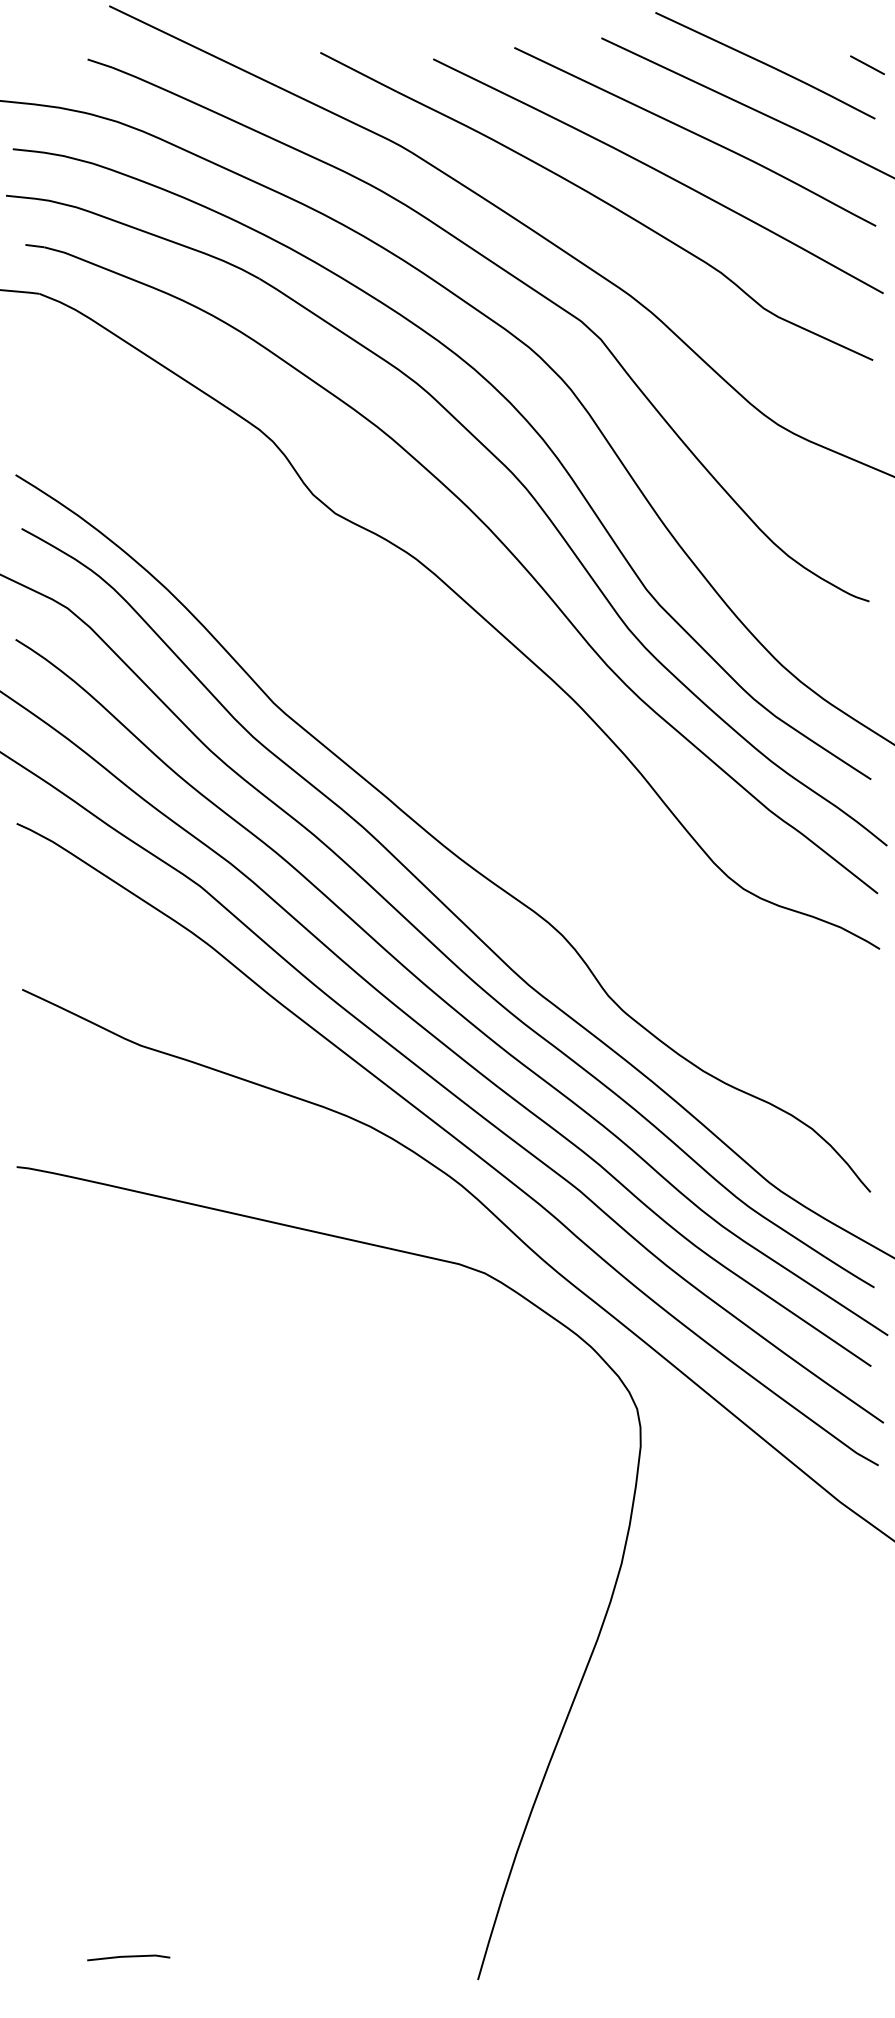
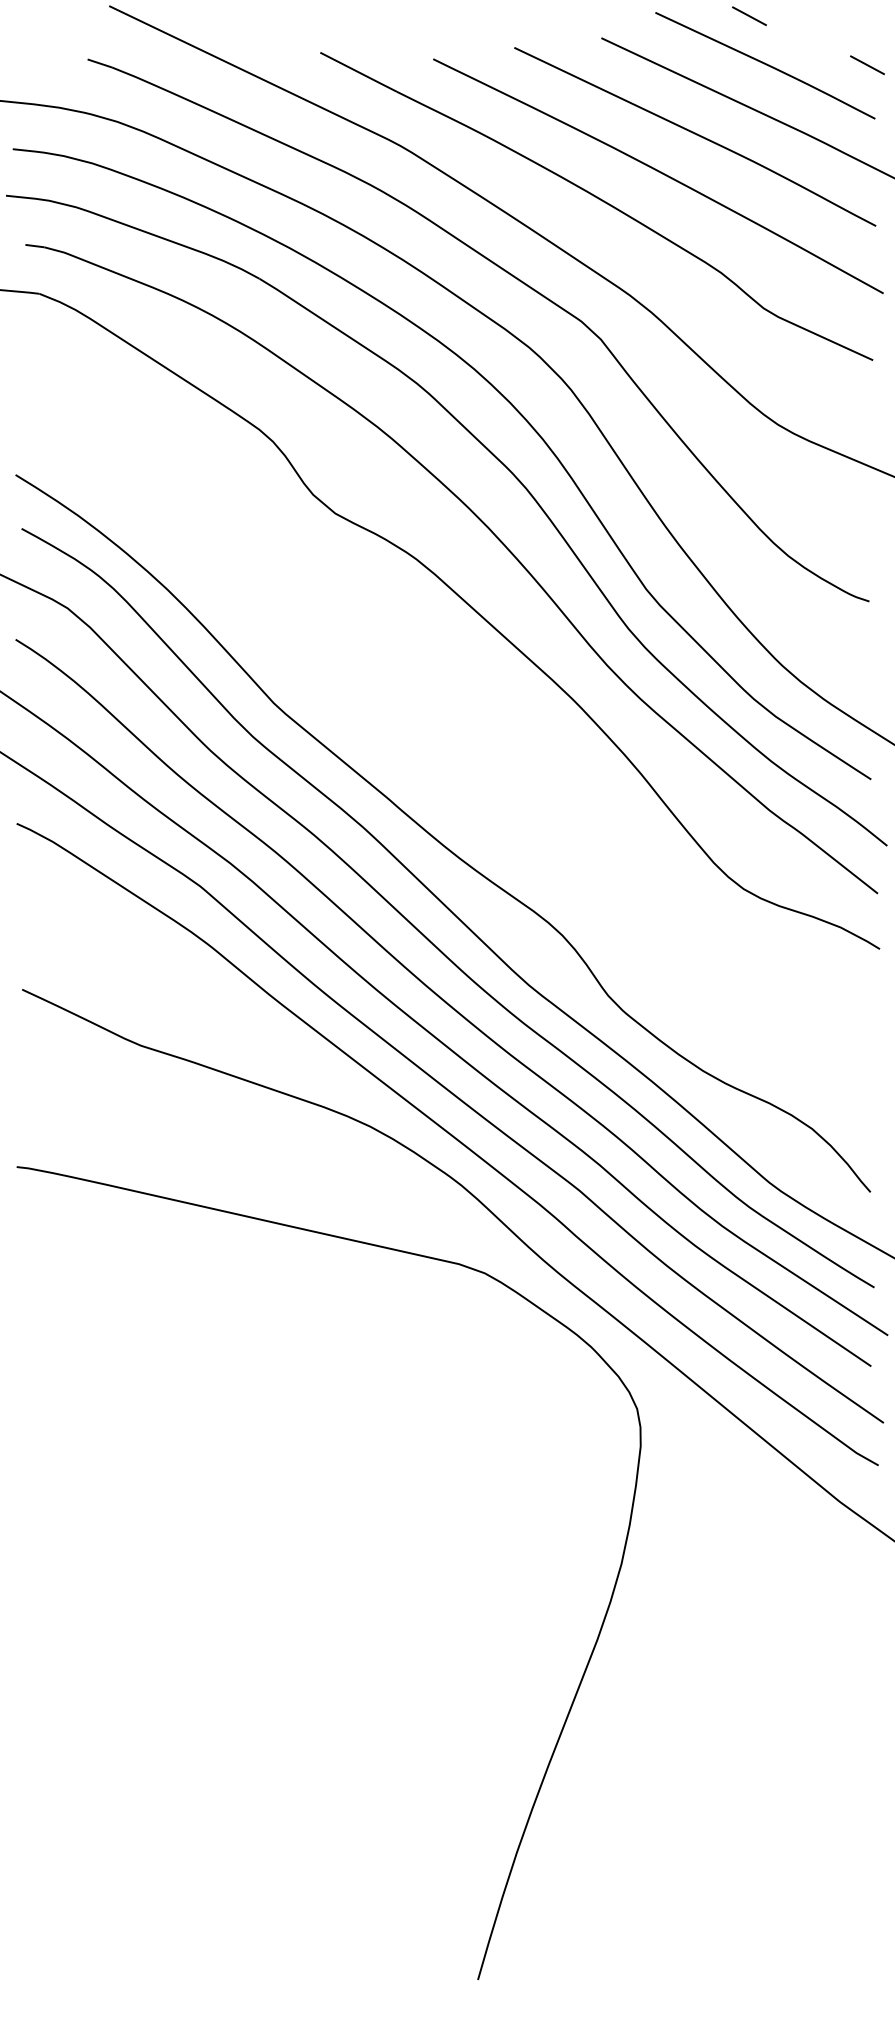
line: none -> present (749, 16)
line: present -> none (128, 1957)
